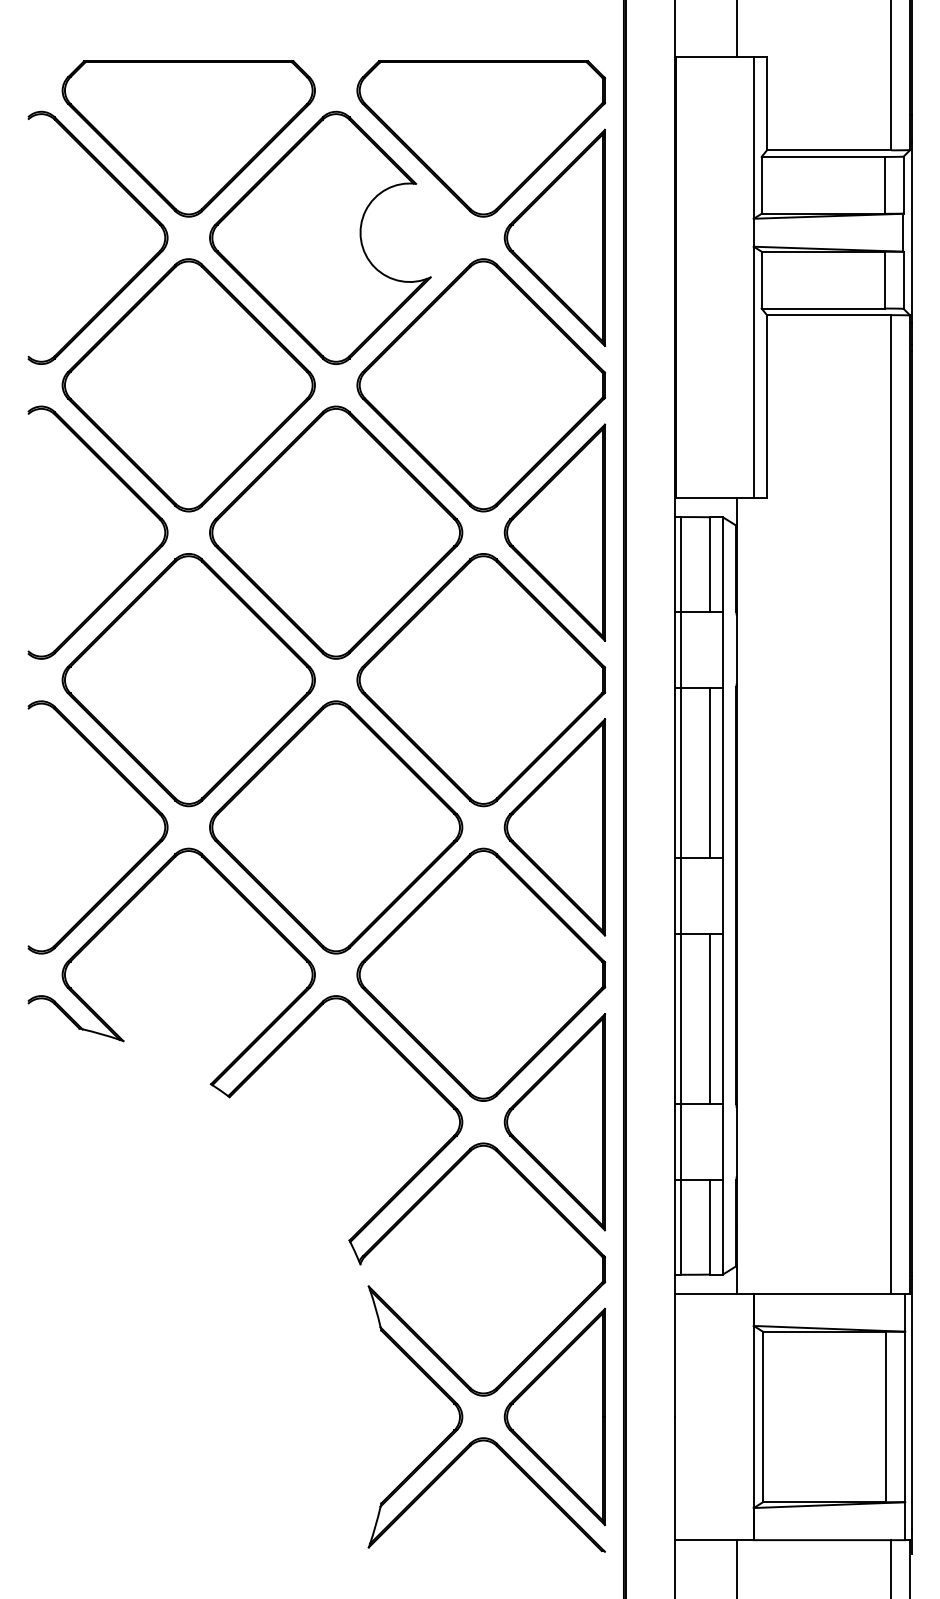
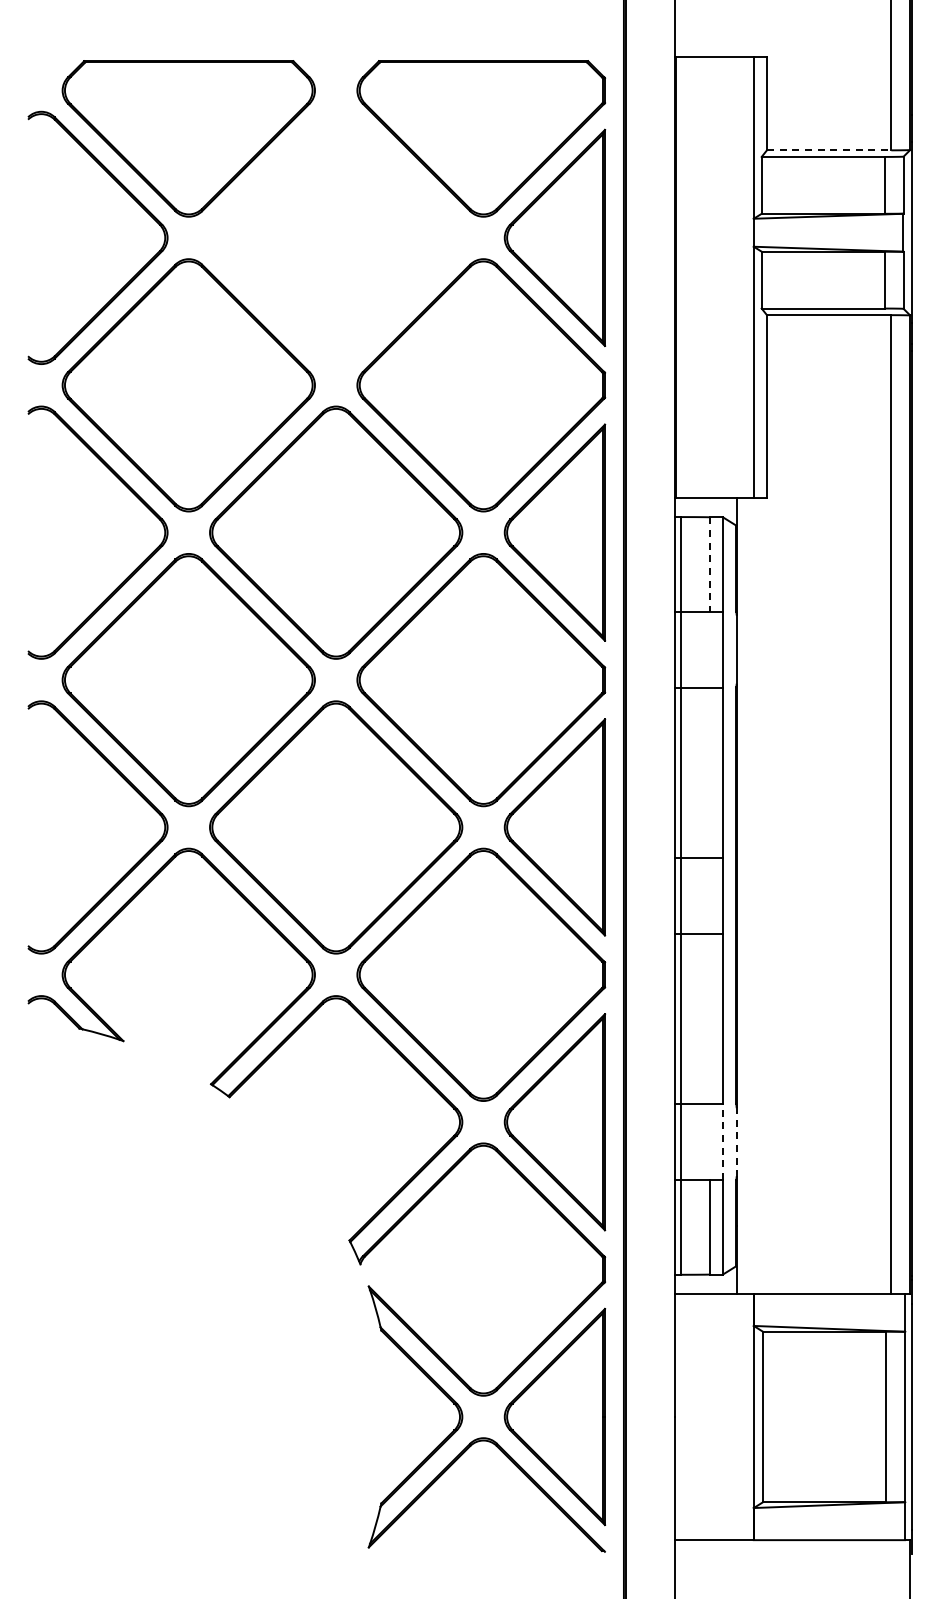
line: present -> none (736, 29)
line: solid -> dashed (829, 150)
part: present -> none (320, 237)
line: solid -> dashed (709, 565)
line: present -> none (709, 772)
line: present -> none (709, 1018)
line: solid -> dashed (736, 1141)
line: solid -> dashed (723, 1142)
line: present -> none (736, 1567)
line: present -> none (891, 1567)
